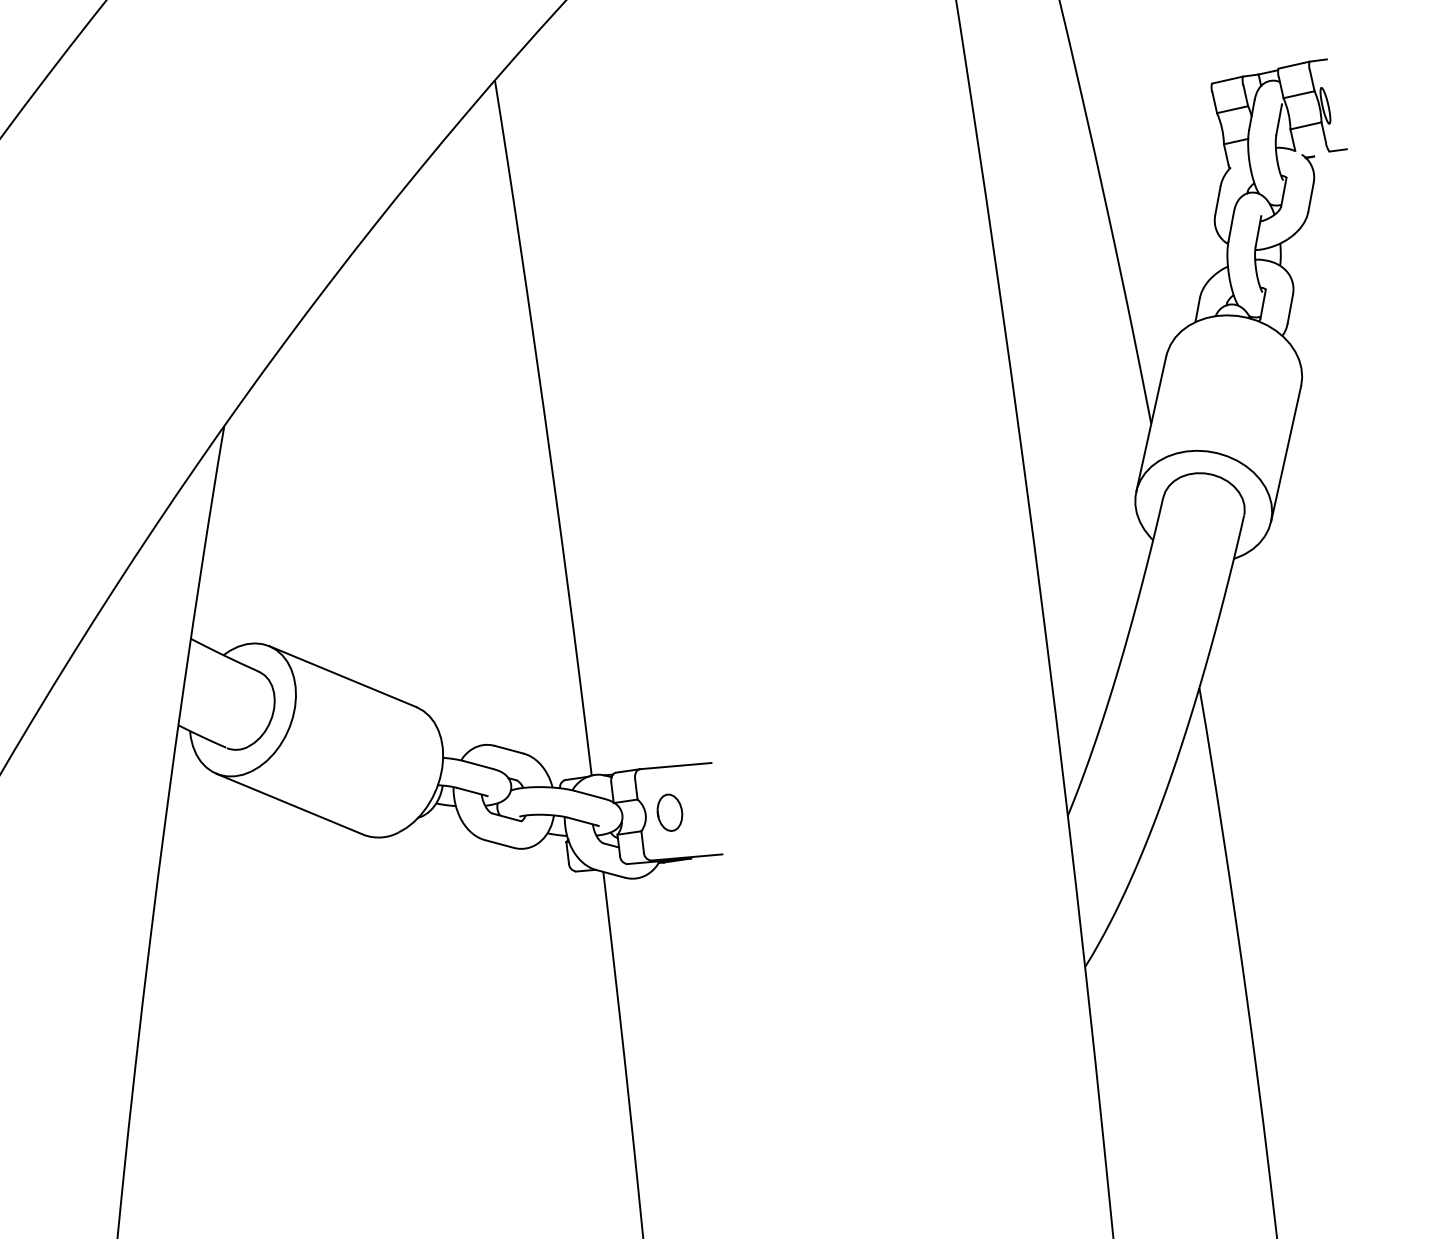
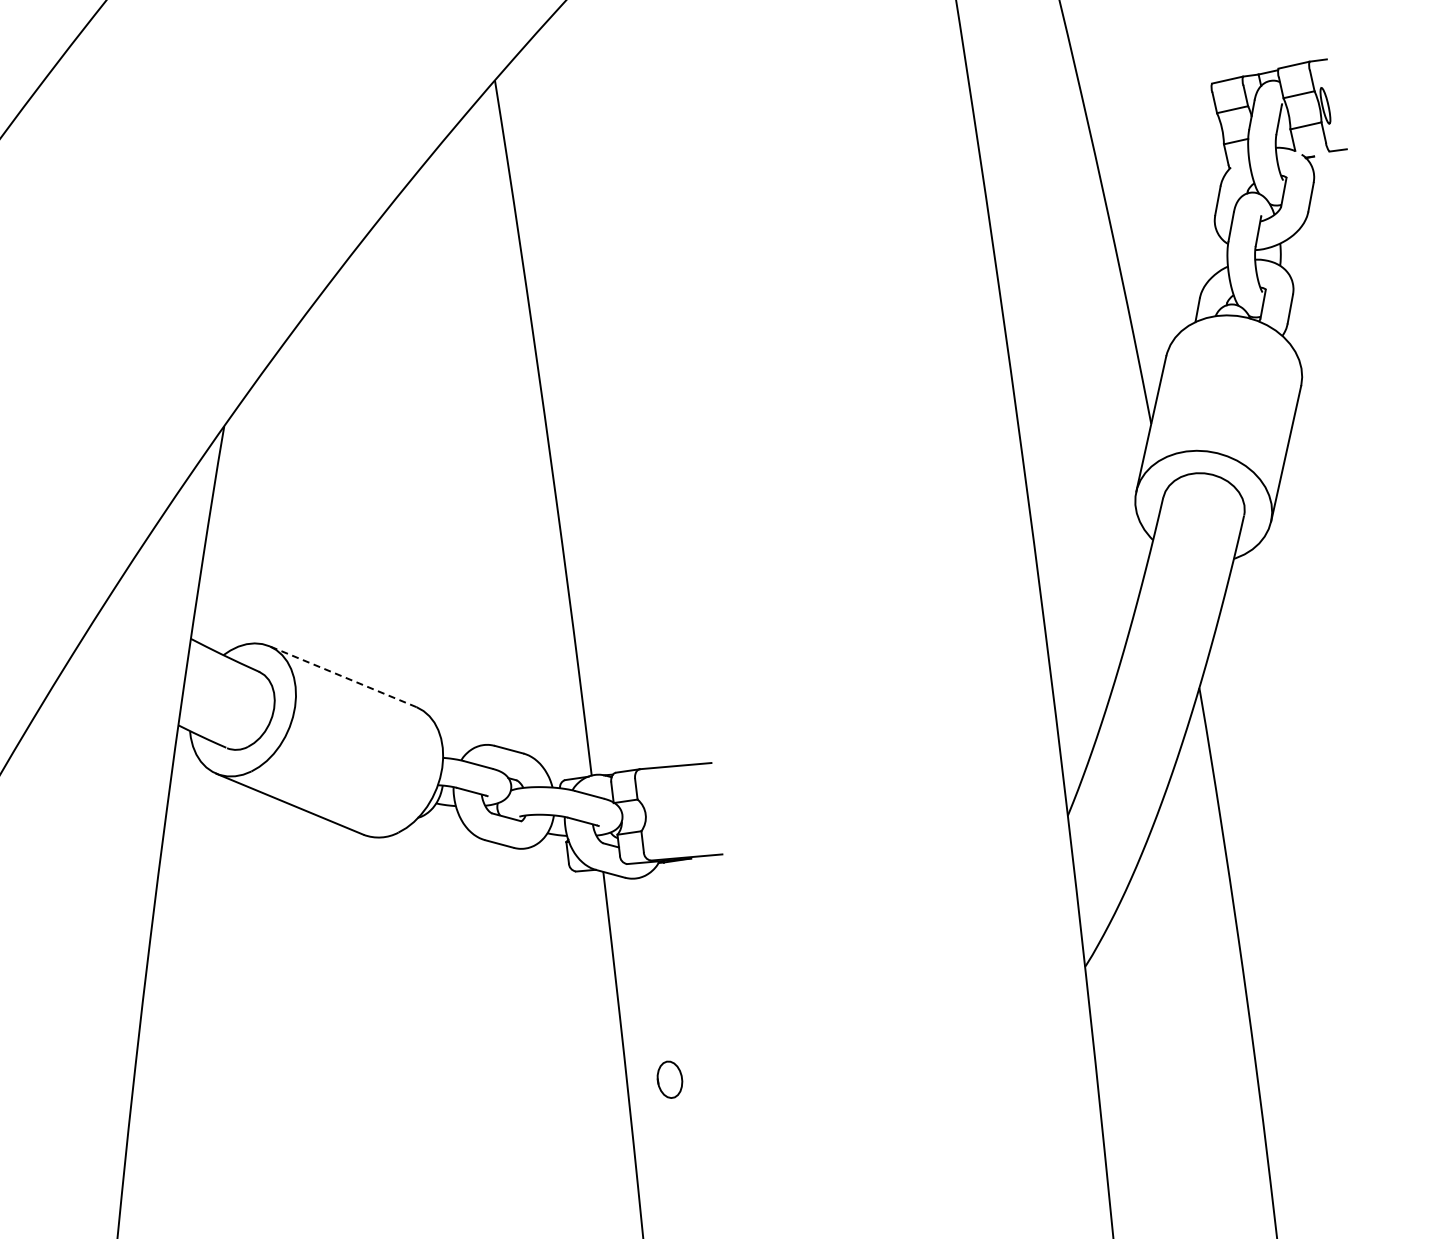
line: solid -> dashed (342, 676)
part position: (669, 812) -> (669, 1079) (669, 1079)
